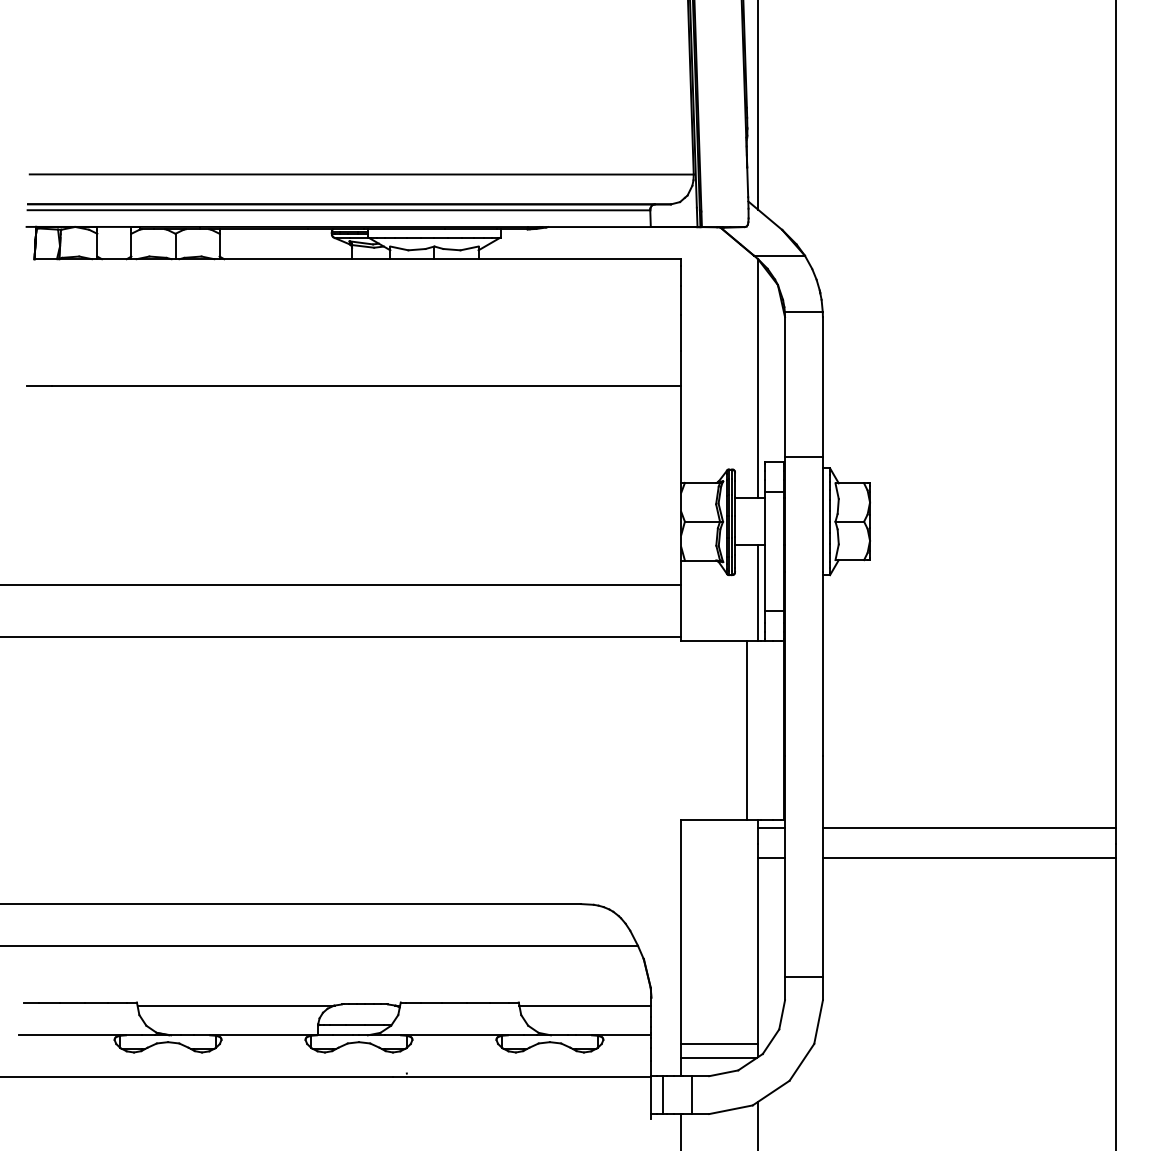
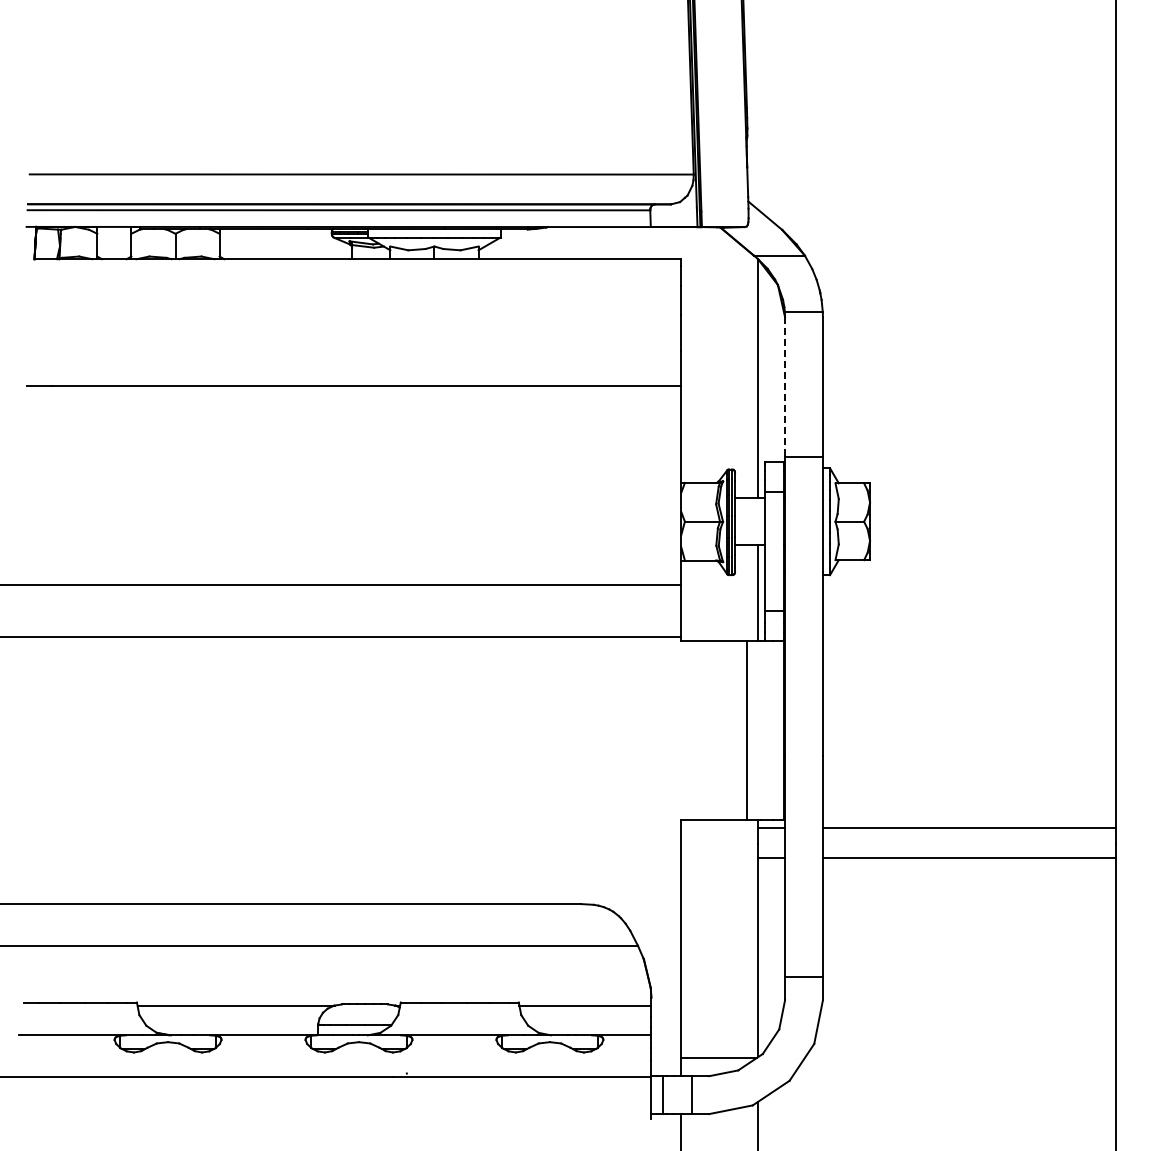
line: present -> none (758, 106)
line: solid -> dashed (785, 386)
line: present -> none (719, 1044)
